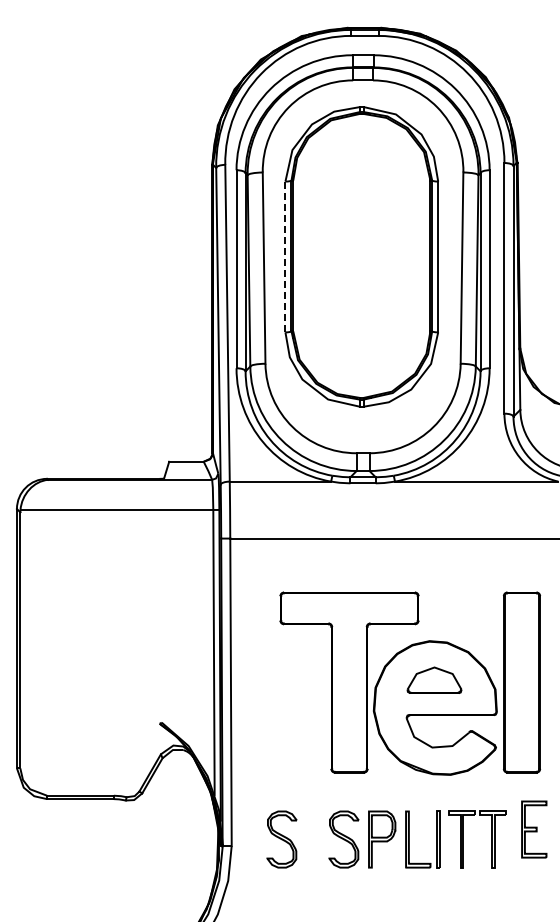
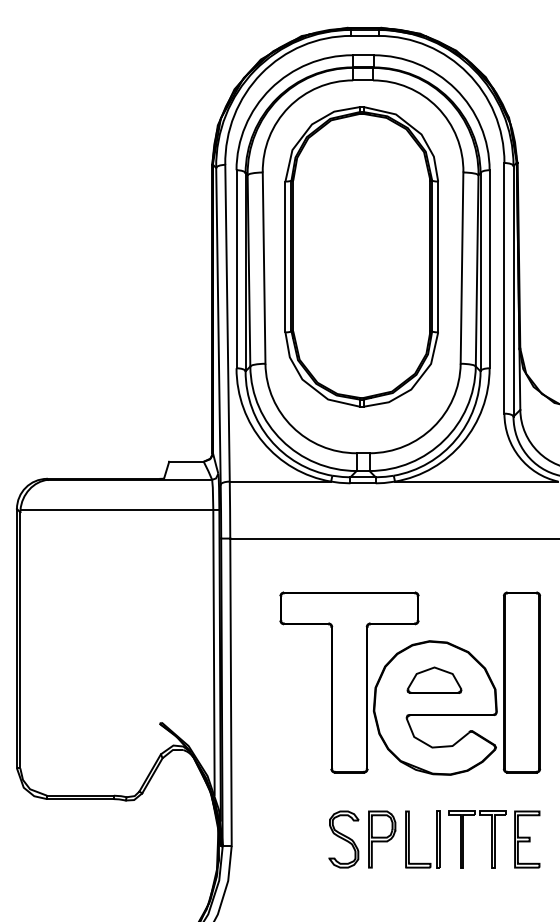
line: dashed -> solid (285, 256)
part position: (534, 829) -> (527, 839) (527, 839)
part: present -> none (281, 839)
